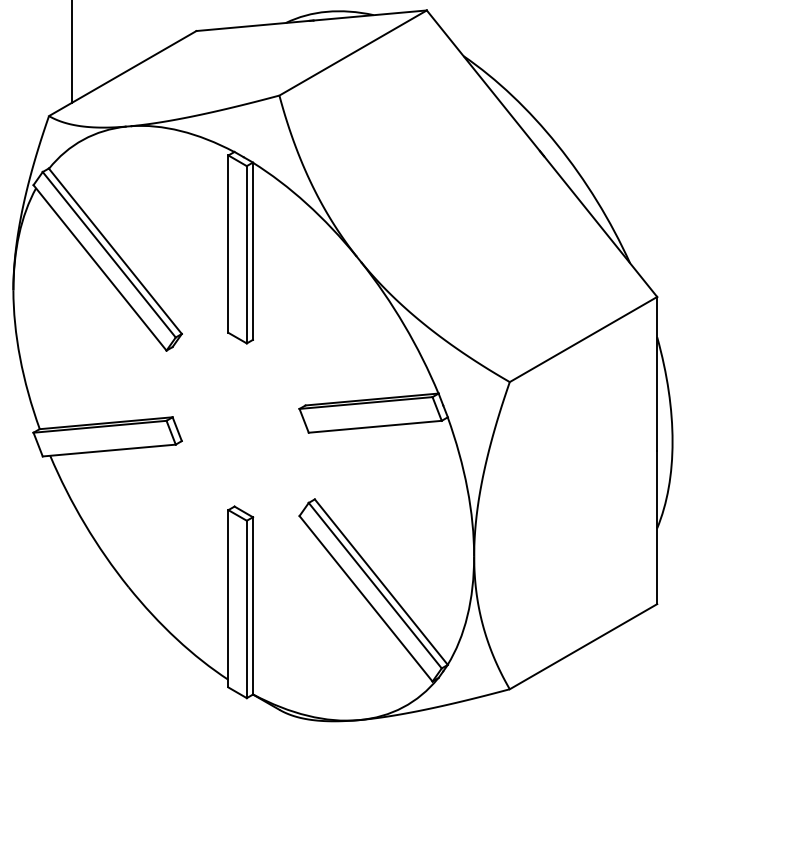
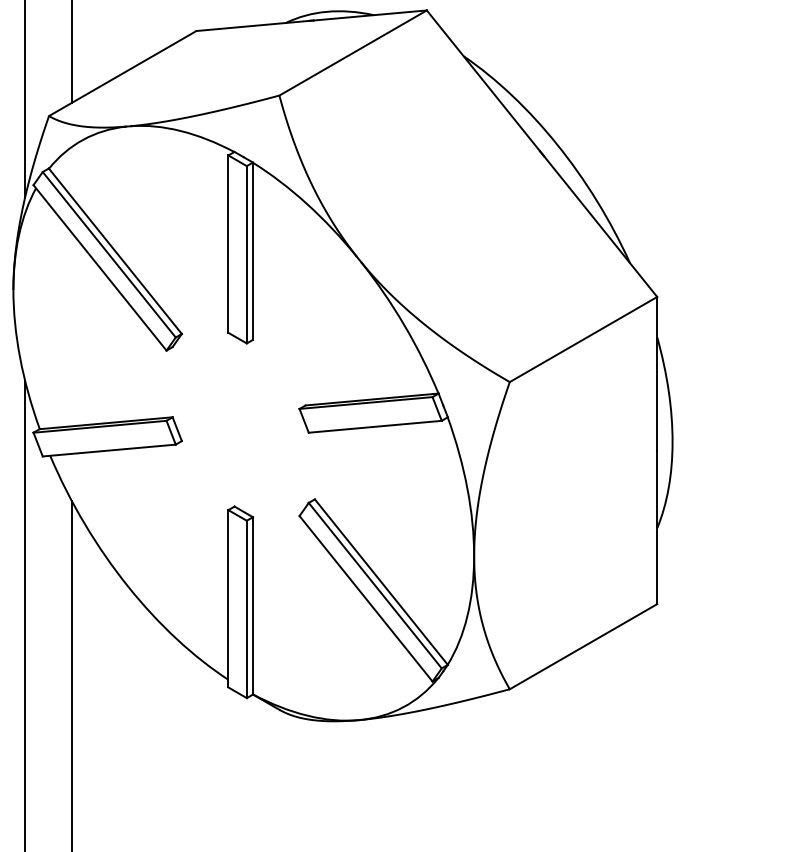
line: none -> present (25, 99)
line: none -> present (25, 614)
line: none -> present (72, 674)
